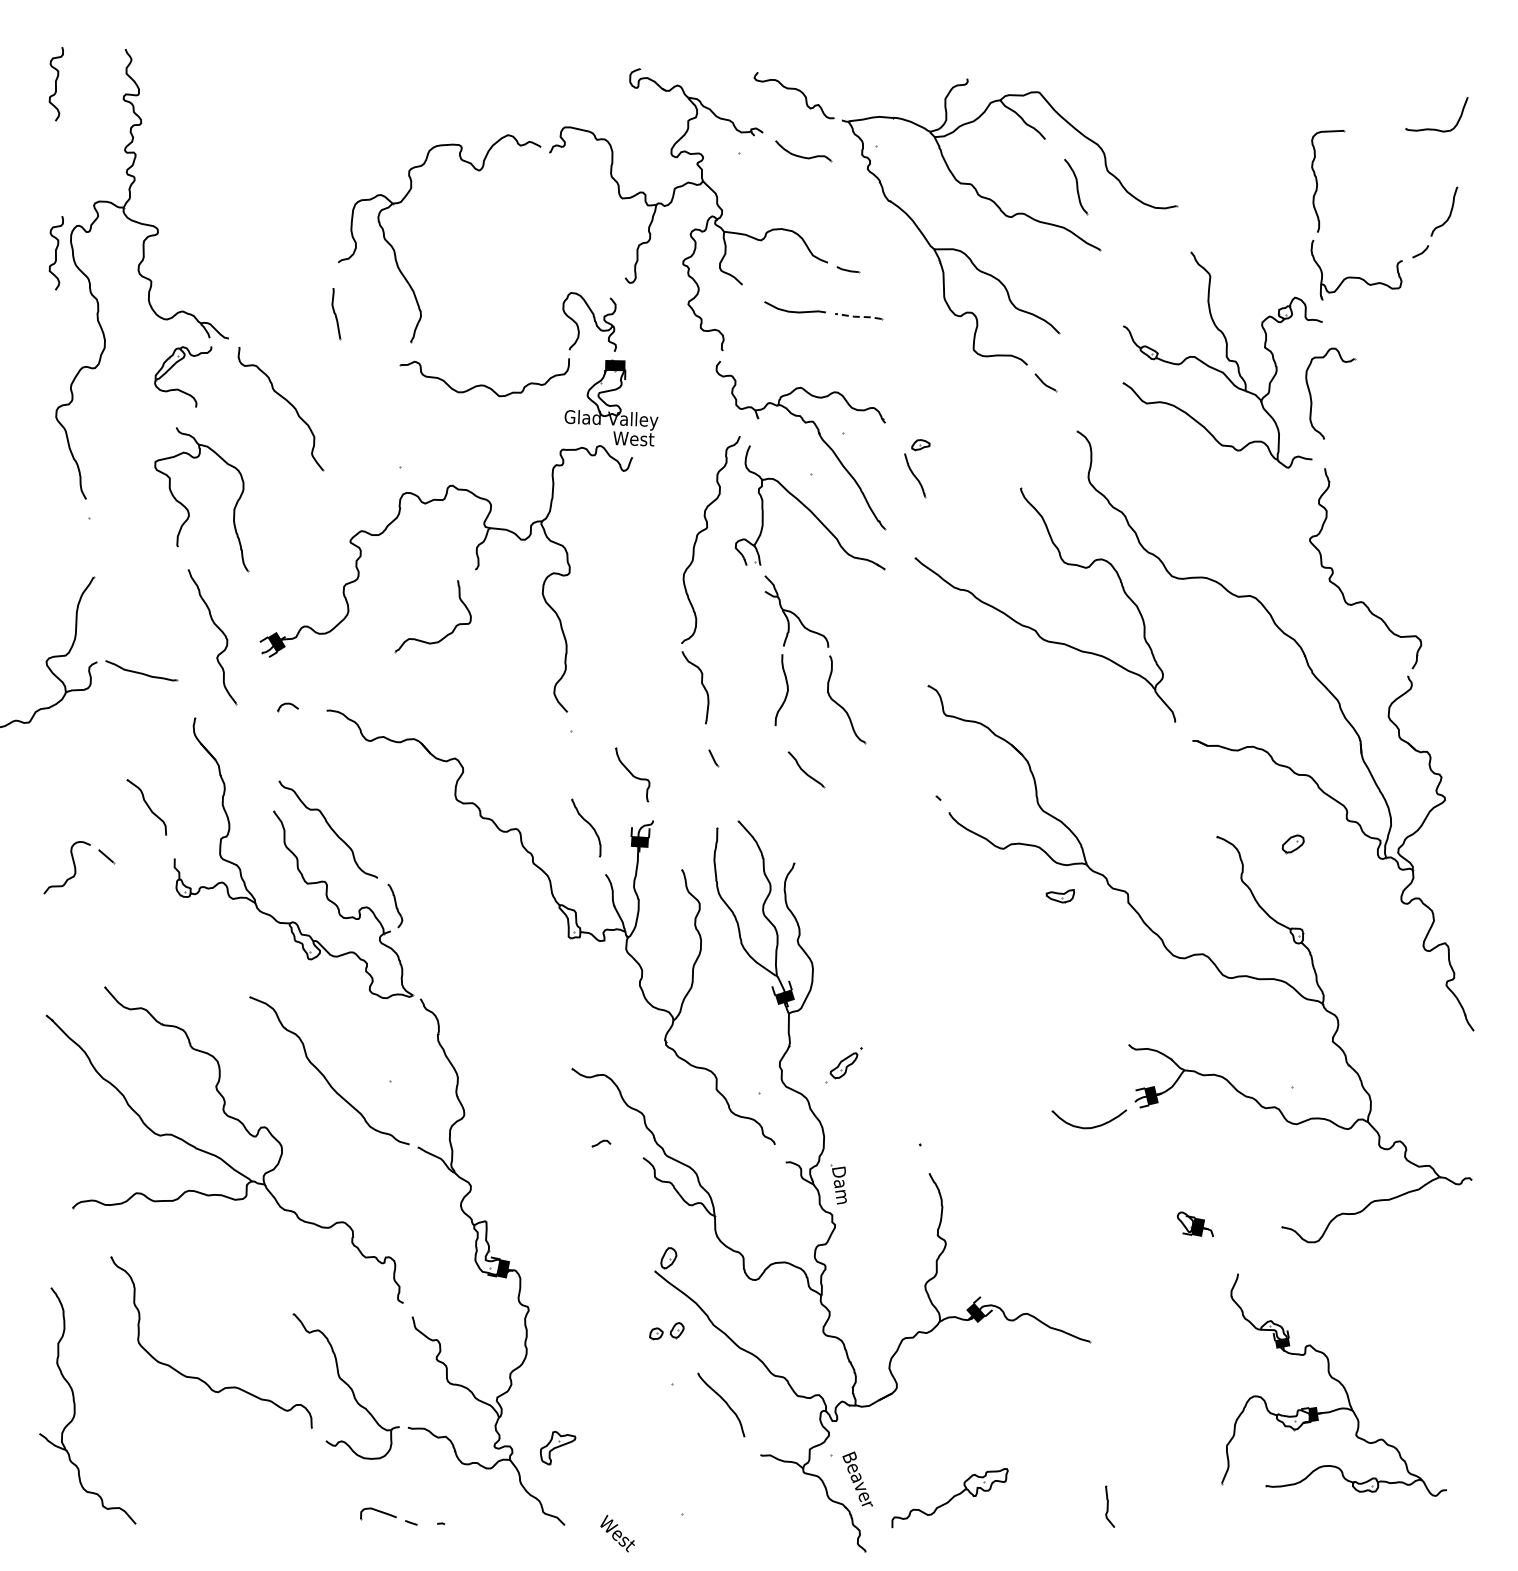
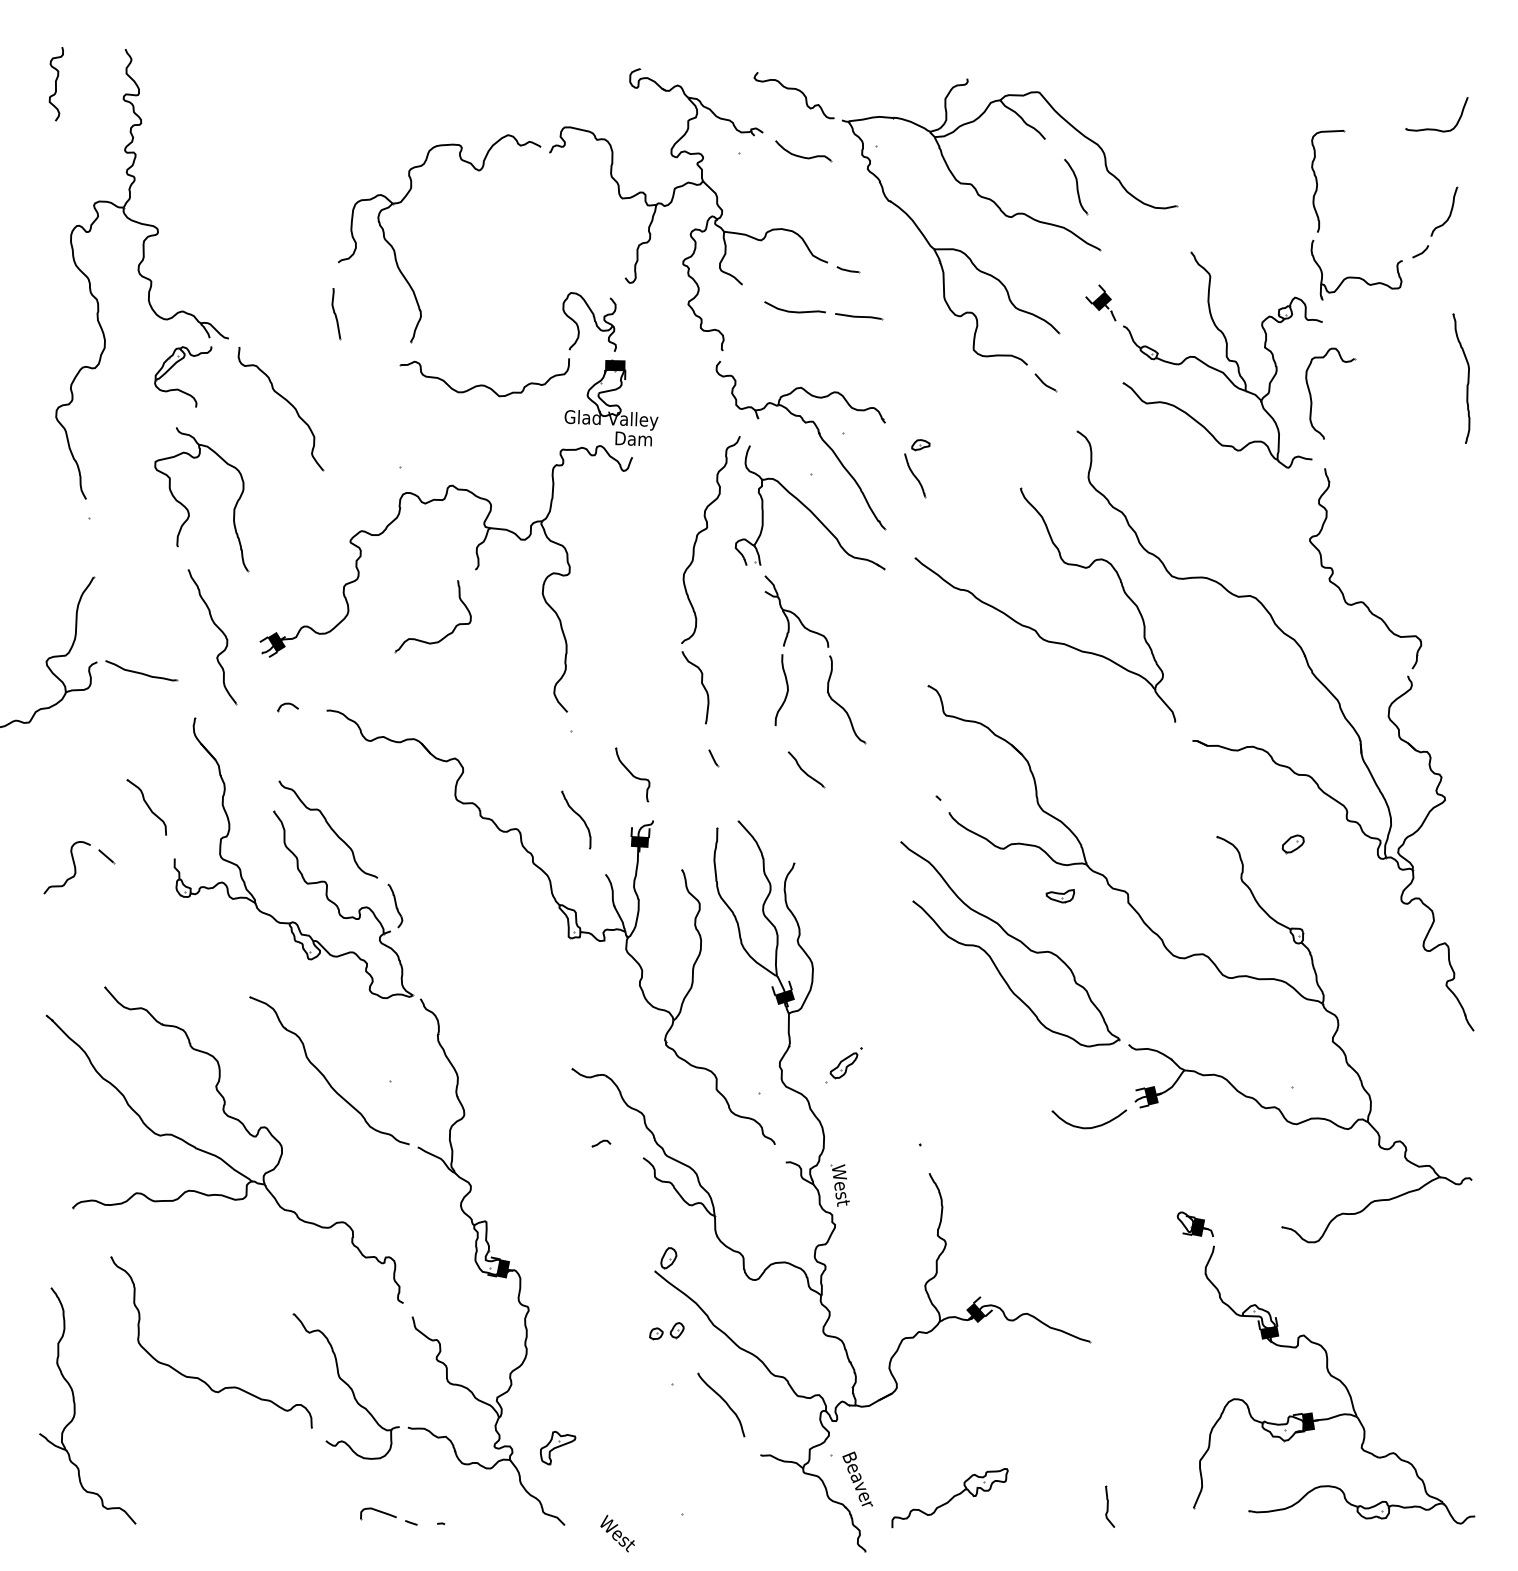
curve: present -> none (55, 253)
part: none -> present (1100, 302)
line: dashed -> solid (858, 316)
part: none -> present (1461, 378)
text: West -> Dam (633, 438)
part position: (586, 827) -> (576, 819) (576, 819)
part: none -> present (1014, 939)
text: Dam -> West (840, 1185)
part size: 226x224 px -> 283x280 px (1334, 1384)
